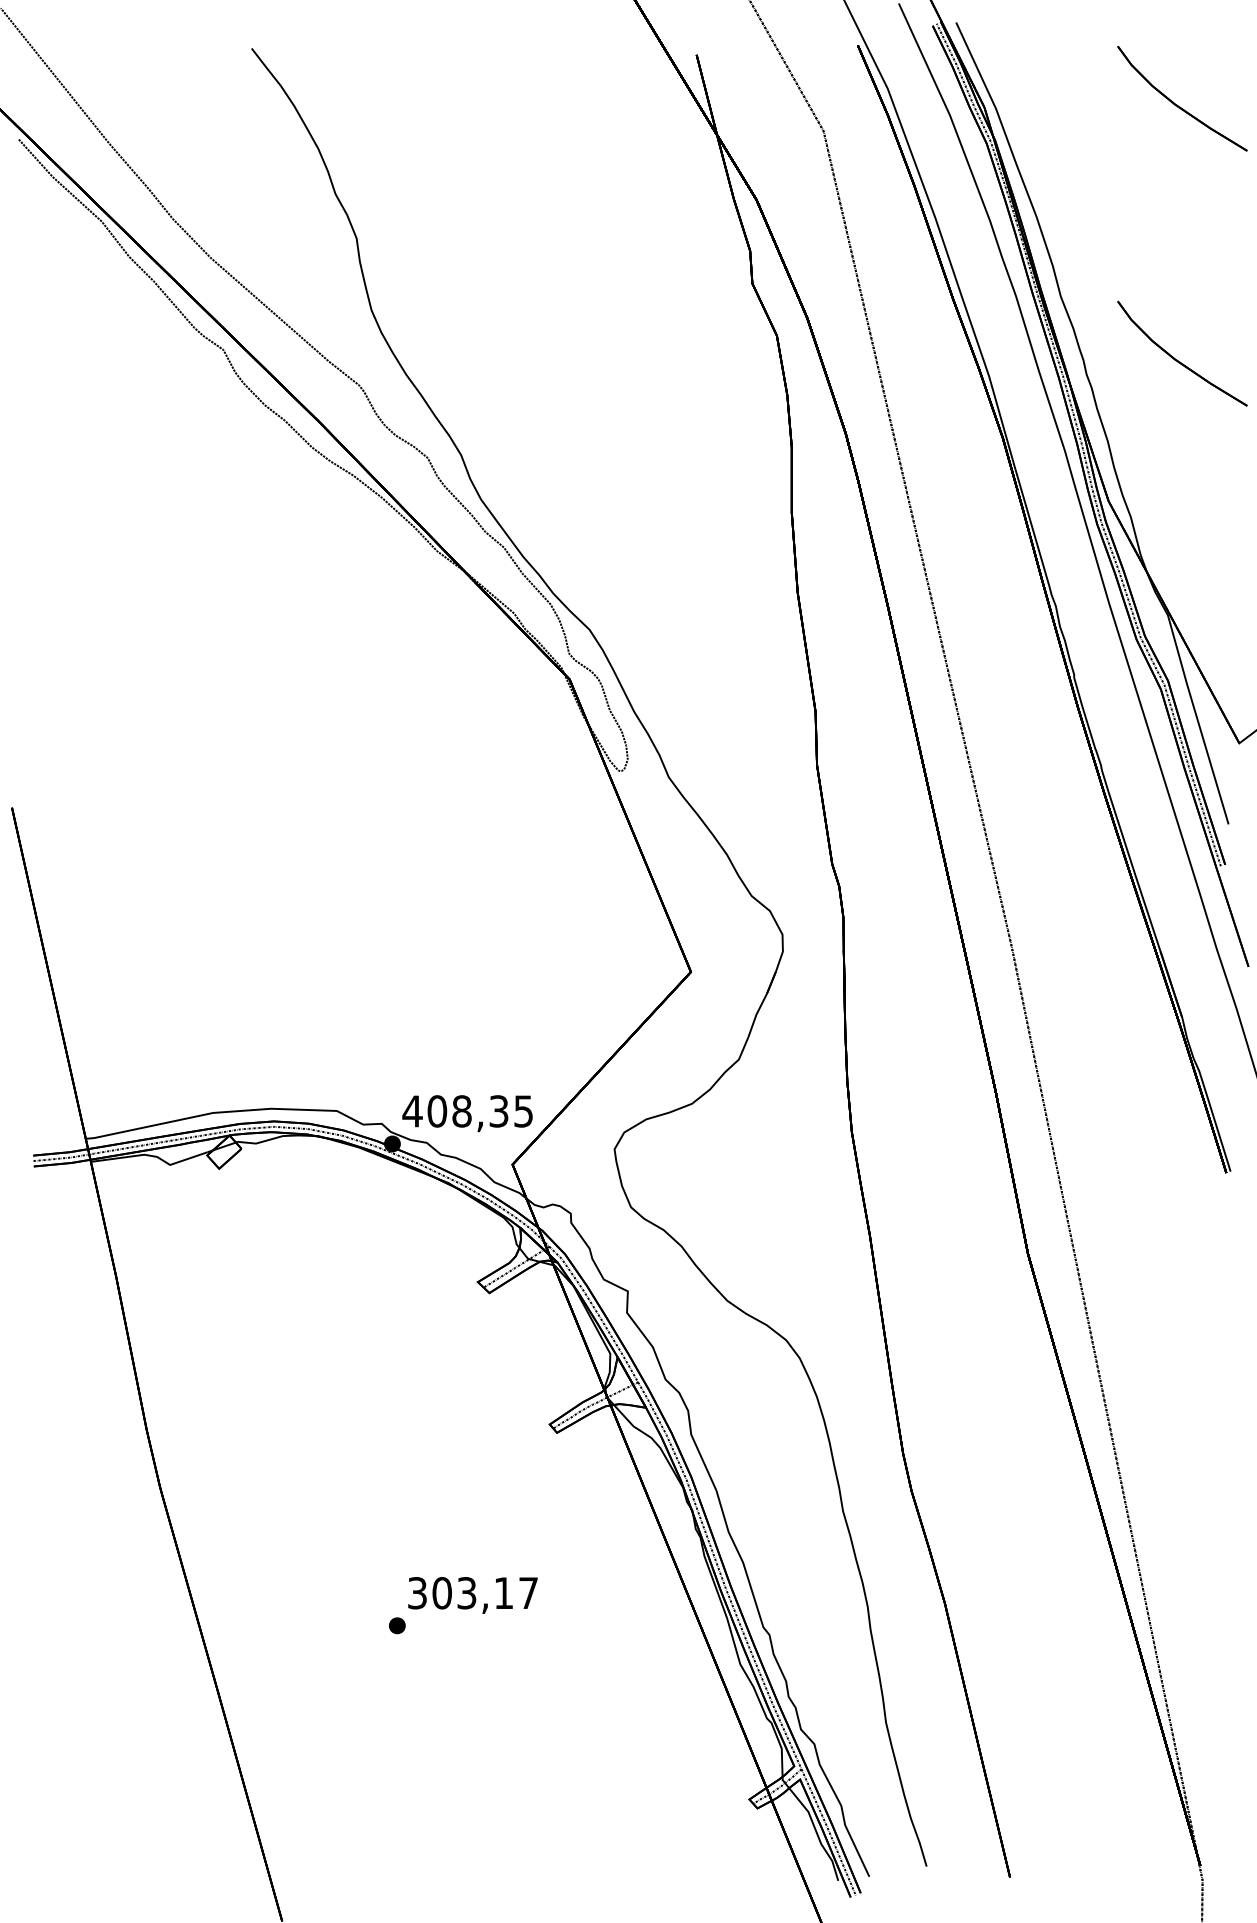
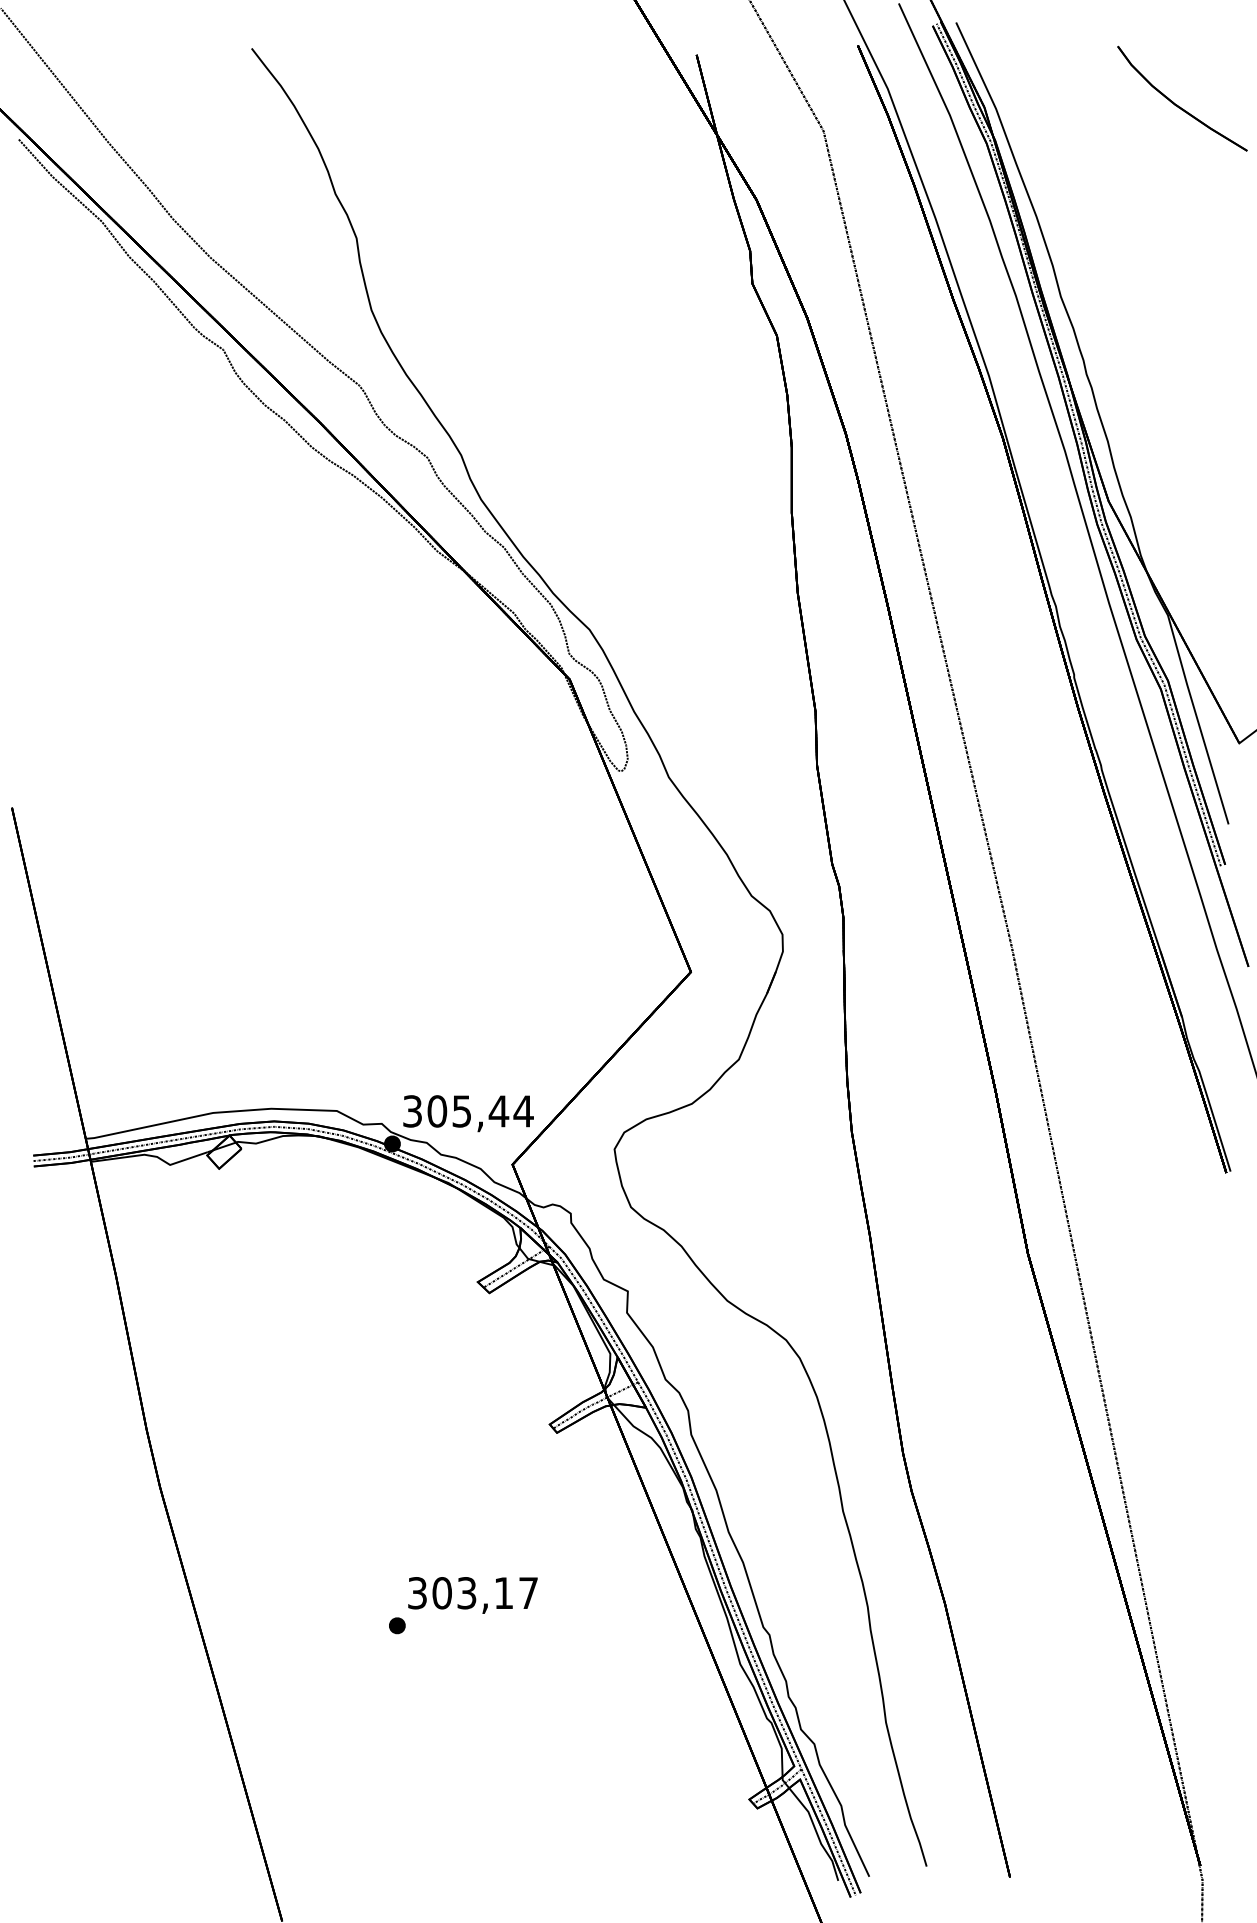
part: present -> none (1177, 359)
text: 408,35 -> 305,44 (467, 1111)
